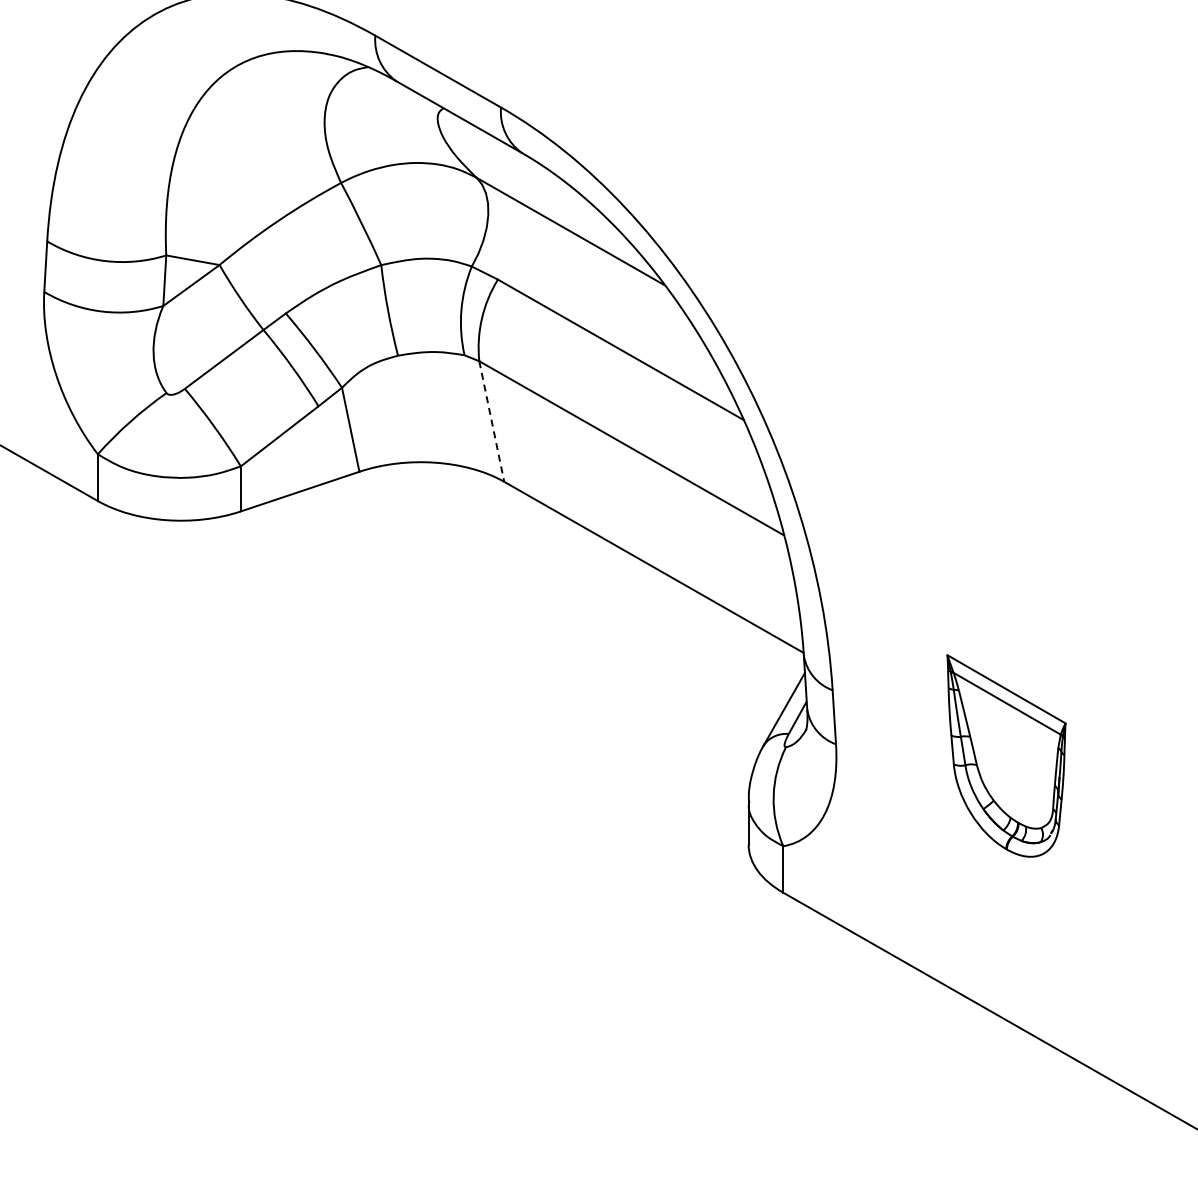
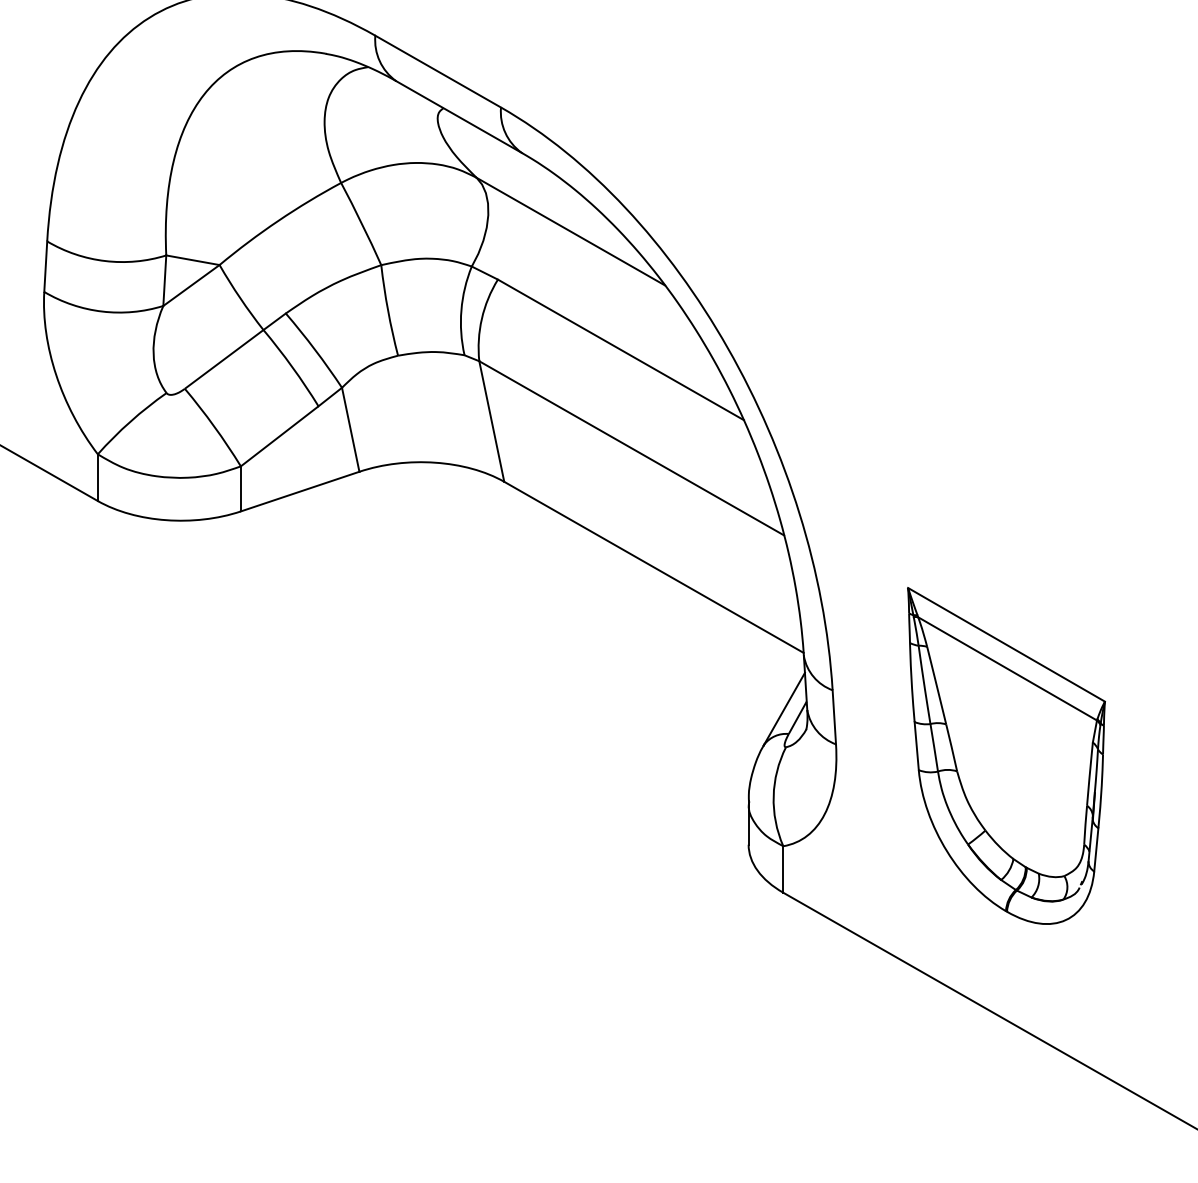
line: dashed -> solid (491, 421)
part size: 121x204 px -> 199x338 px (1006, 755)
